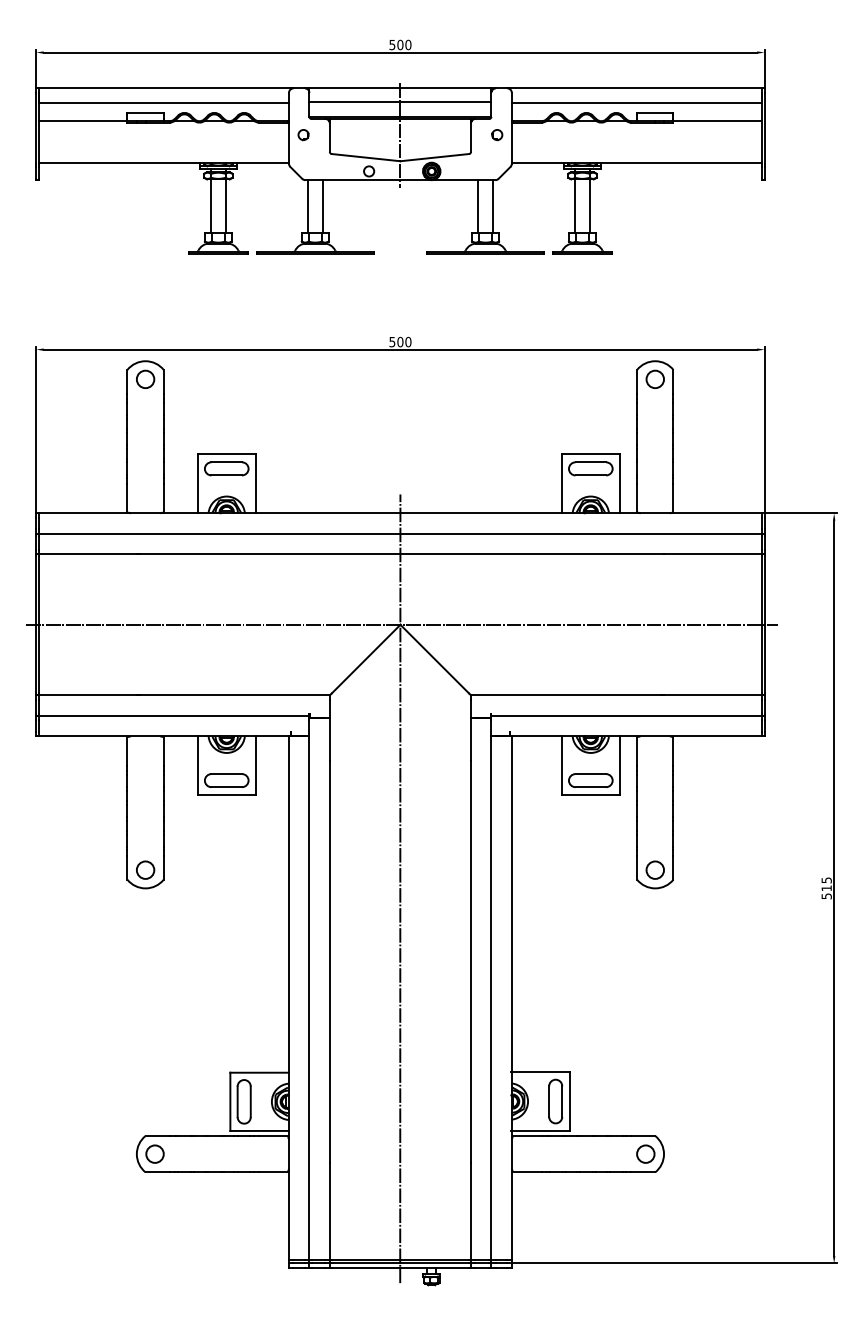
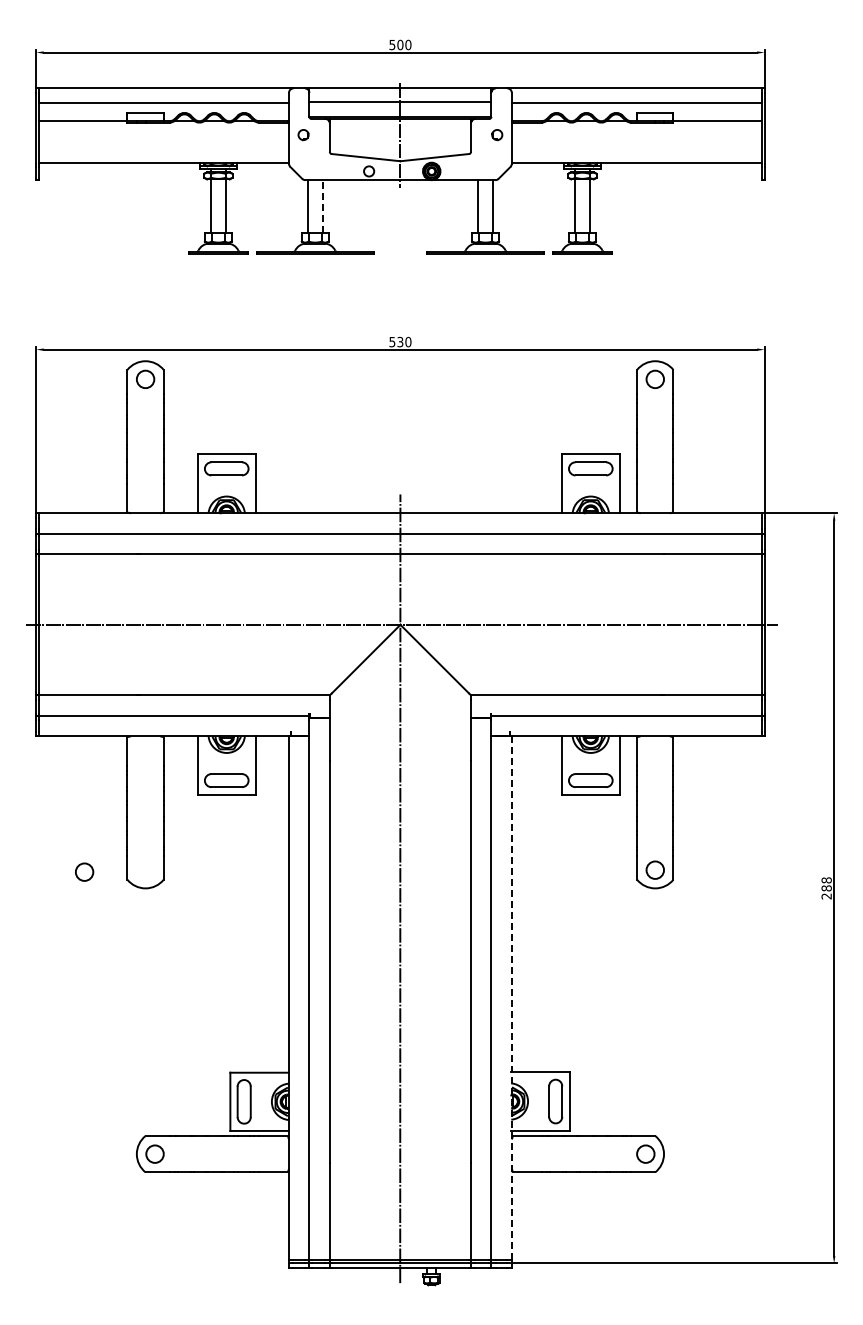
line: solid -> dashed (322, 206)
text: 500 -> 530 (400, 342)
circle position: (145, 869) -> (84, 871) (84, 871)
text: 515 -> 288 (826, 888)
line: solid -> dashed (511, 997)
